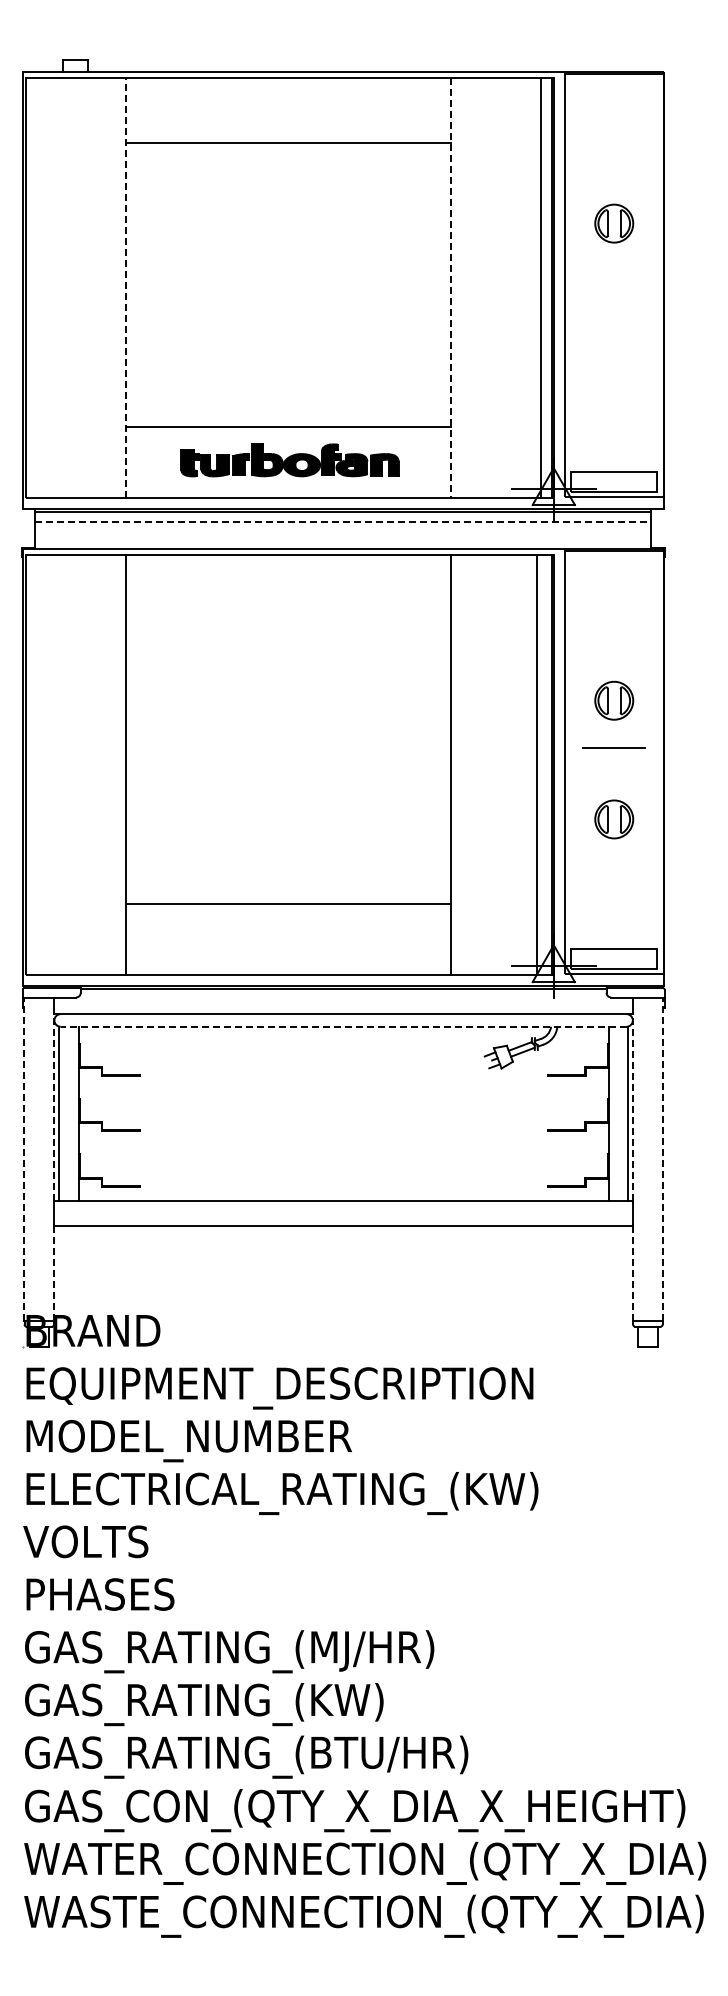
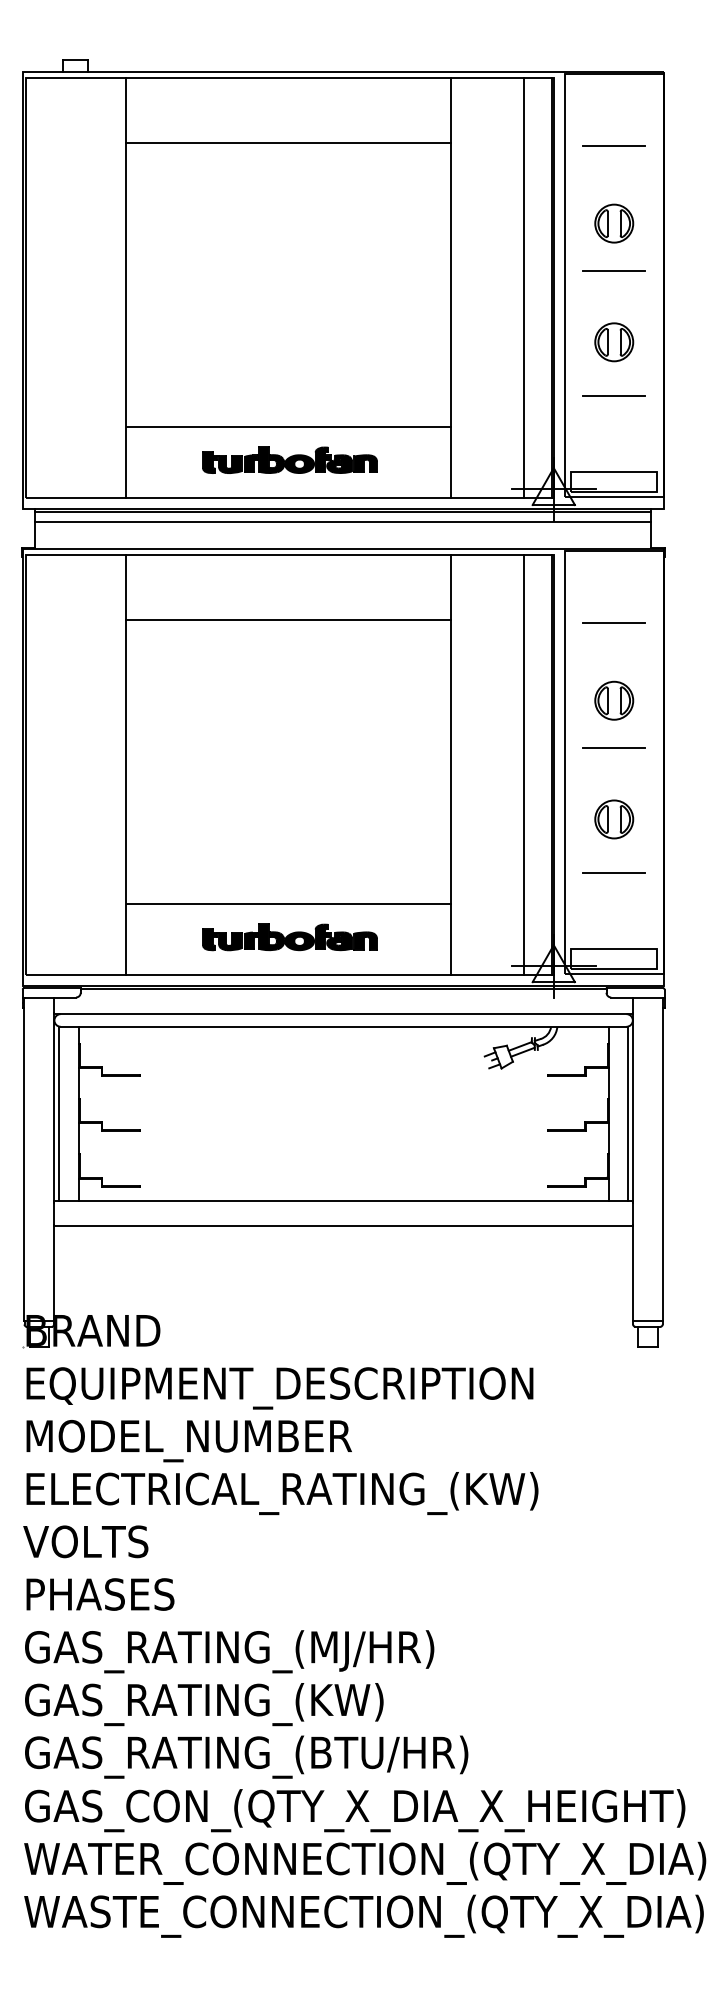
line: none -> present (614, 146)
line: none -> present (614, 271)
line: dashed -> solid (125, 287)
line: dashed -> solid (451, 287)
line position: (541, 287) -> (524, 287) (524, 287)
part: none -> present (614, 342)
line: none -> present (614, 396)
part size: 220x35 px -> 176x28 px (289, 459)
line: dashed -> solid (343, 521)
line: none -> present (288, 620)
line: none -> present (613, 622)
line position: (537, 764) -> (524, 764) (524, 764)
line: none -> present (614, 873)
part: none -> present (289, 937)
line: dashed -> solid (343, 1026)
line: dashed -> solid (54, 1107)
line: dashed -> solid (632, 1107)
line: dashed -> solid (24, 1158)
line: dashed -> solid (662, 1158)
line: dashed -> solid (54, 1272)
line: dashed -> solid (632, 1272)
